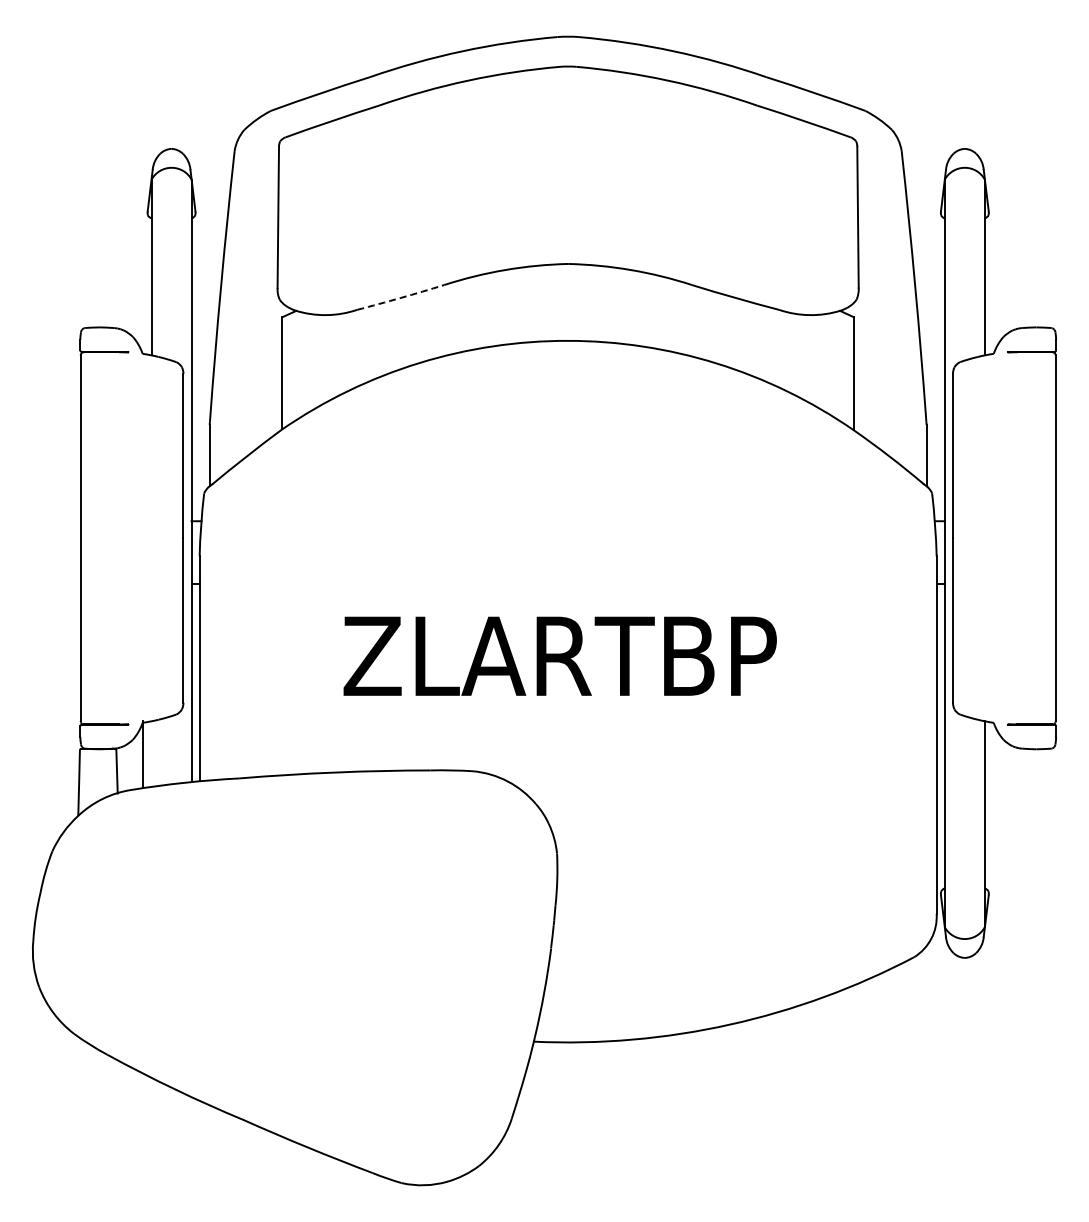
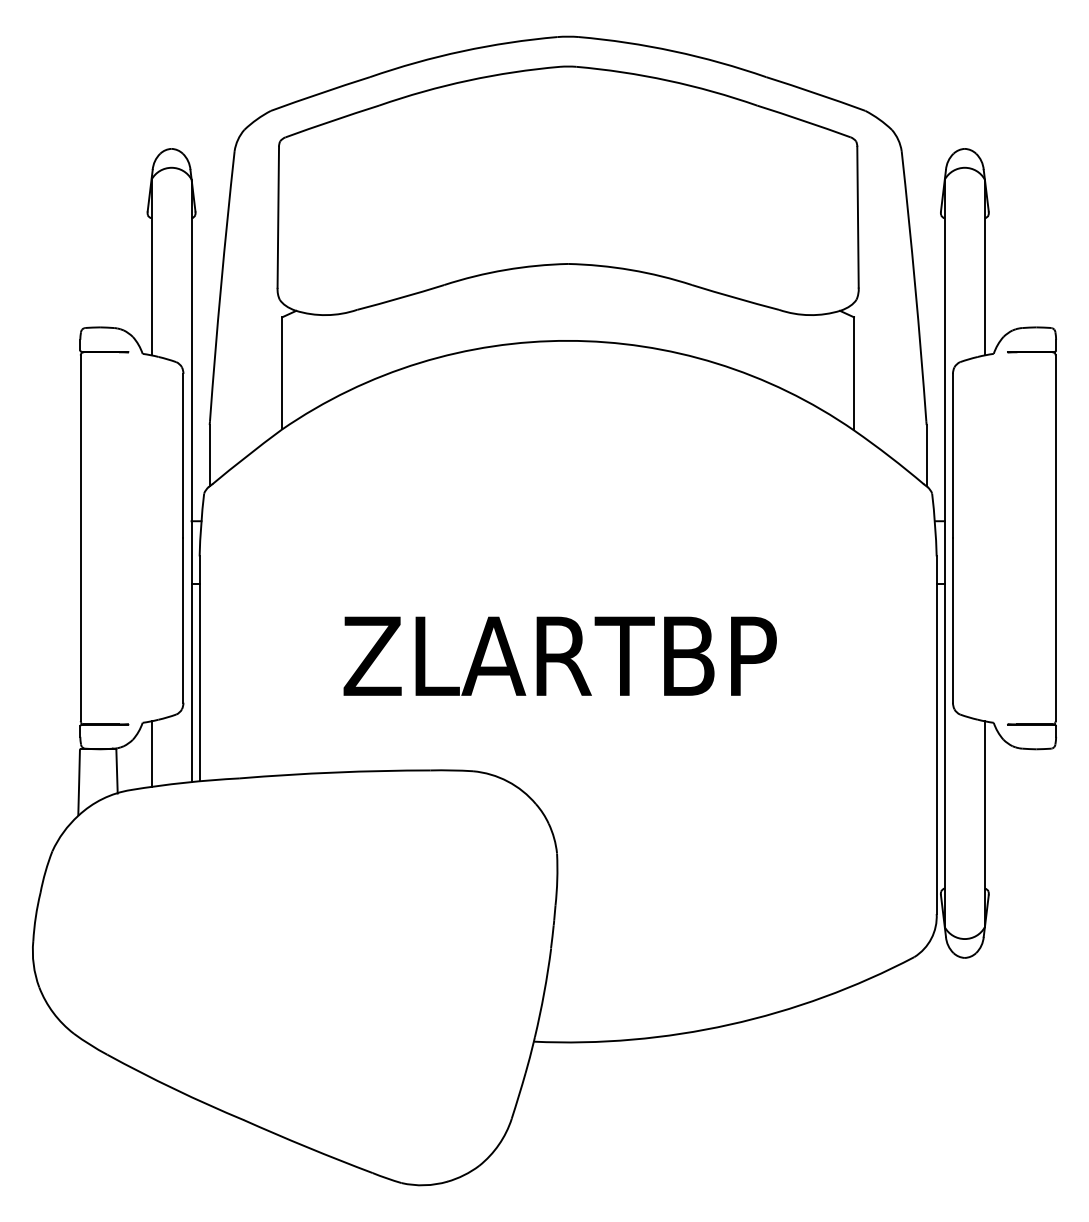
arc: dashed -> solid (400, 297)
line position: (142, 753) -> (151, 753) (151, 753)
